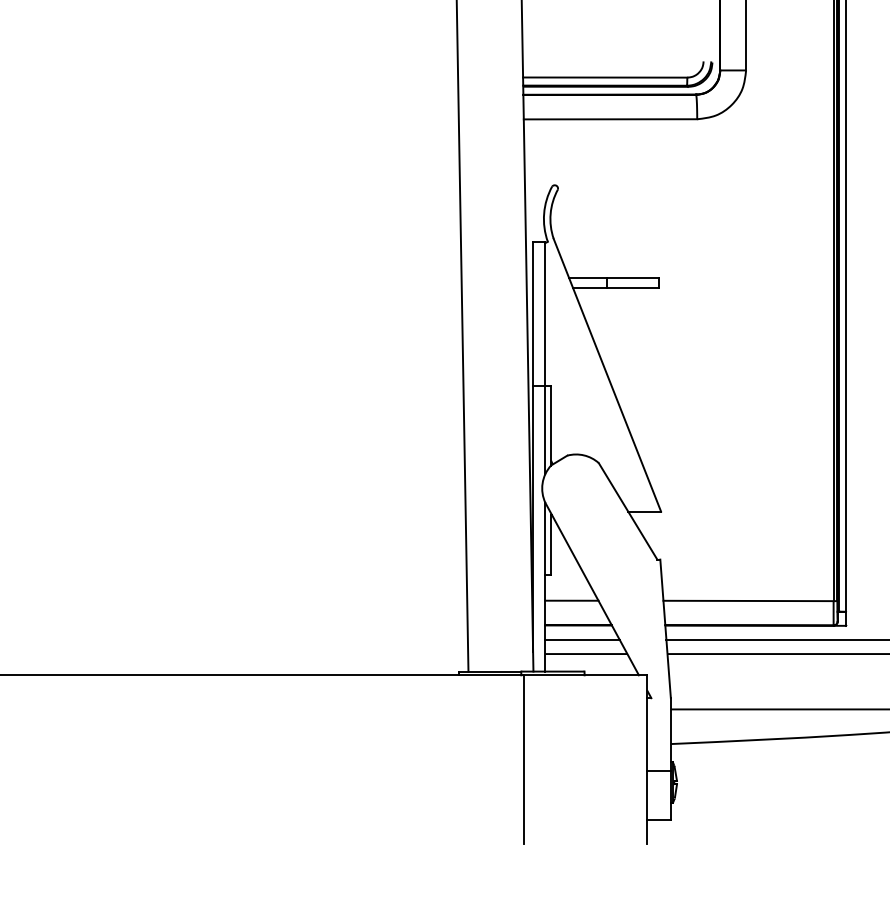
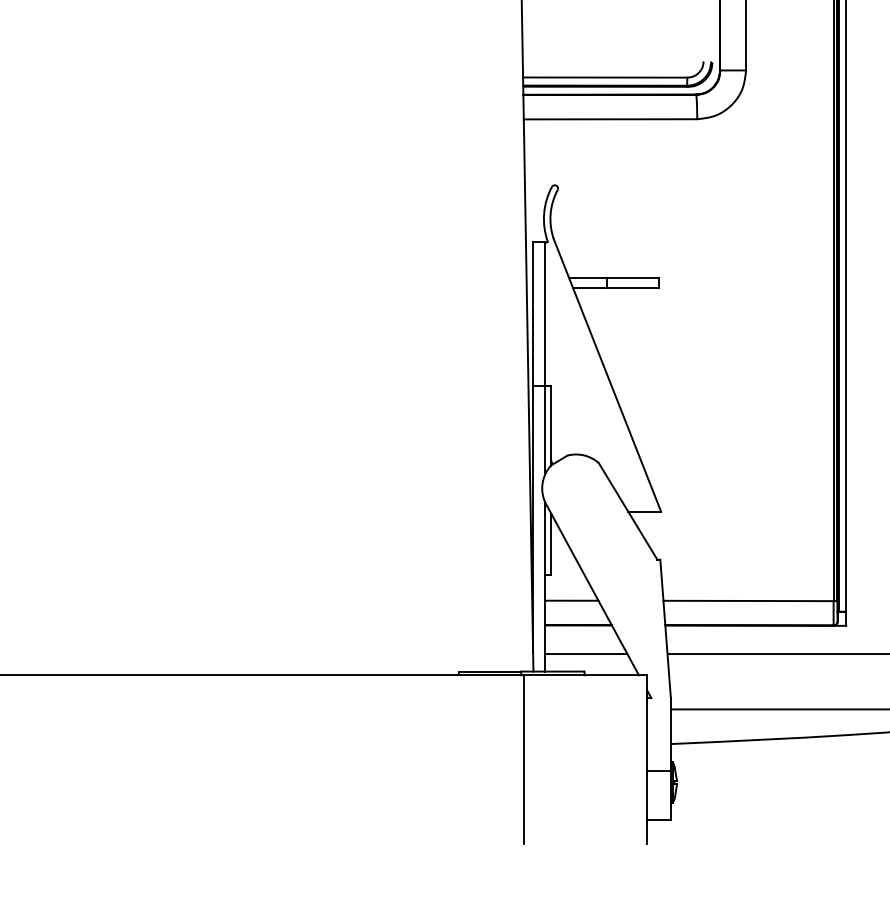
line: present -> none (462, 336)
line: present -> none (582, 640)
line: present -> none (776, 640)
